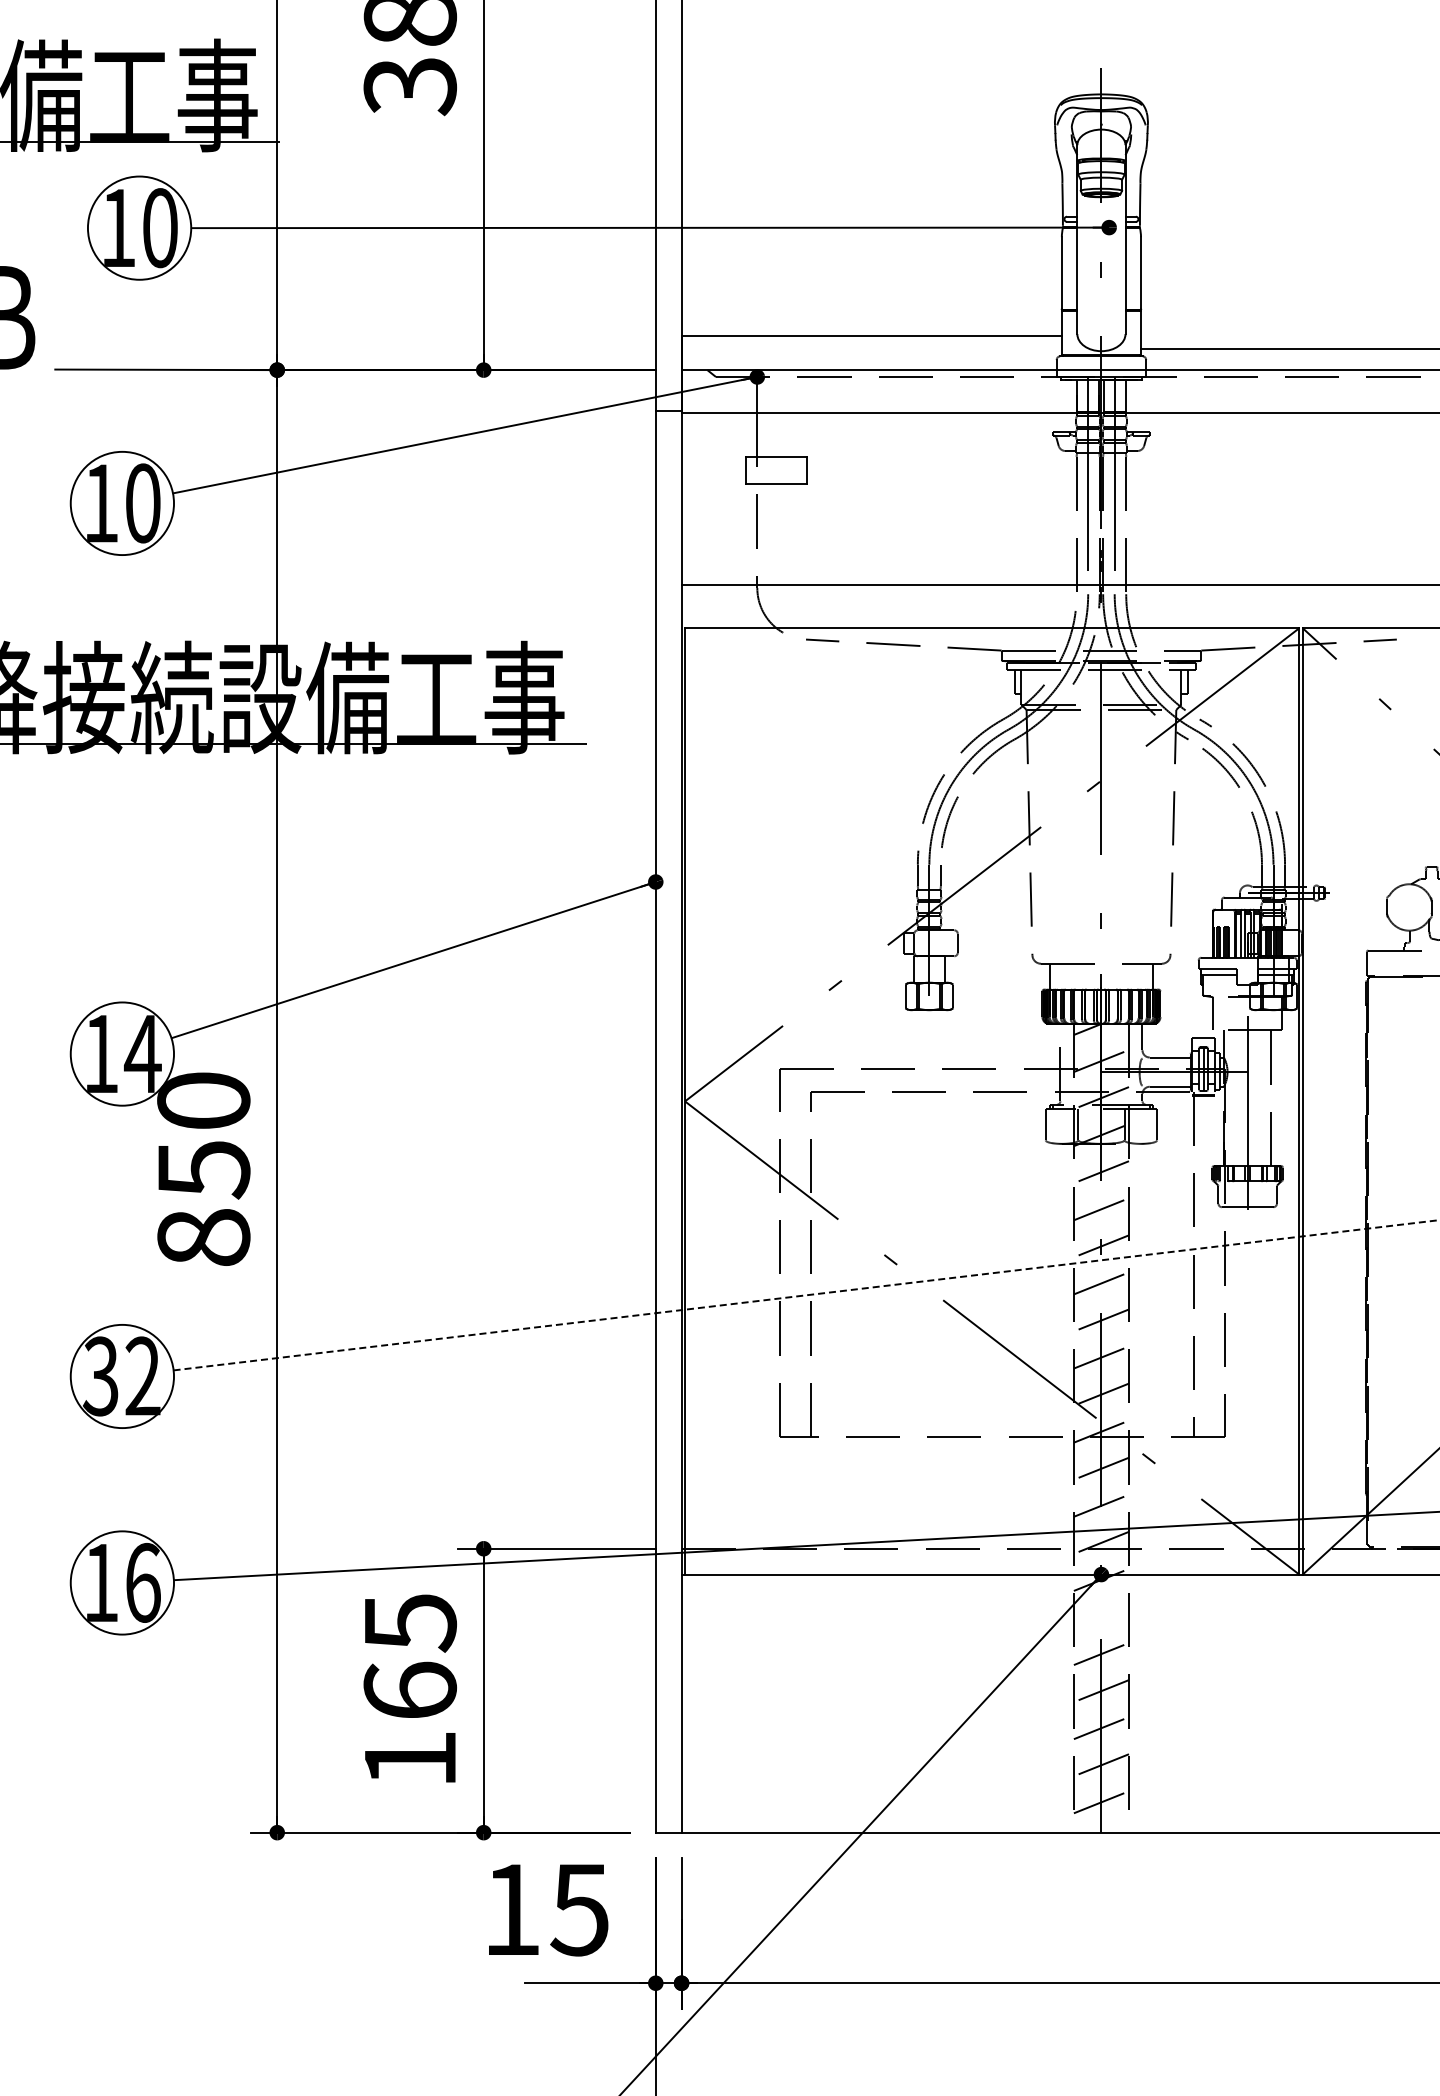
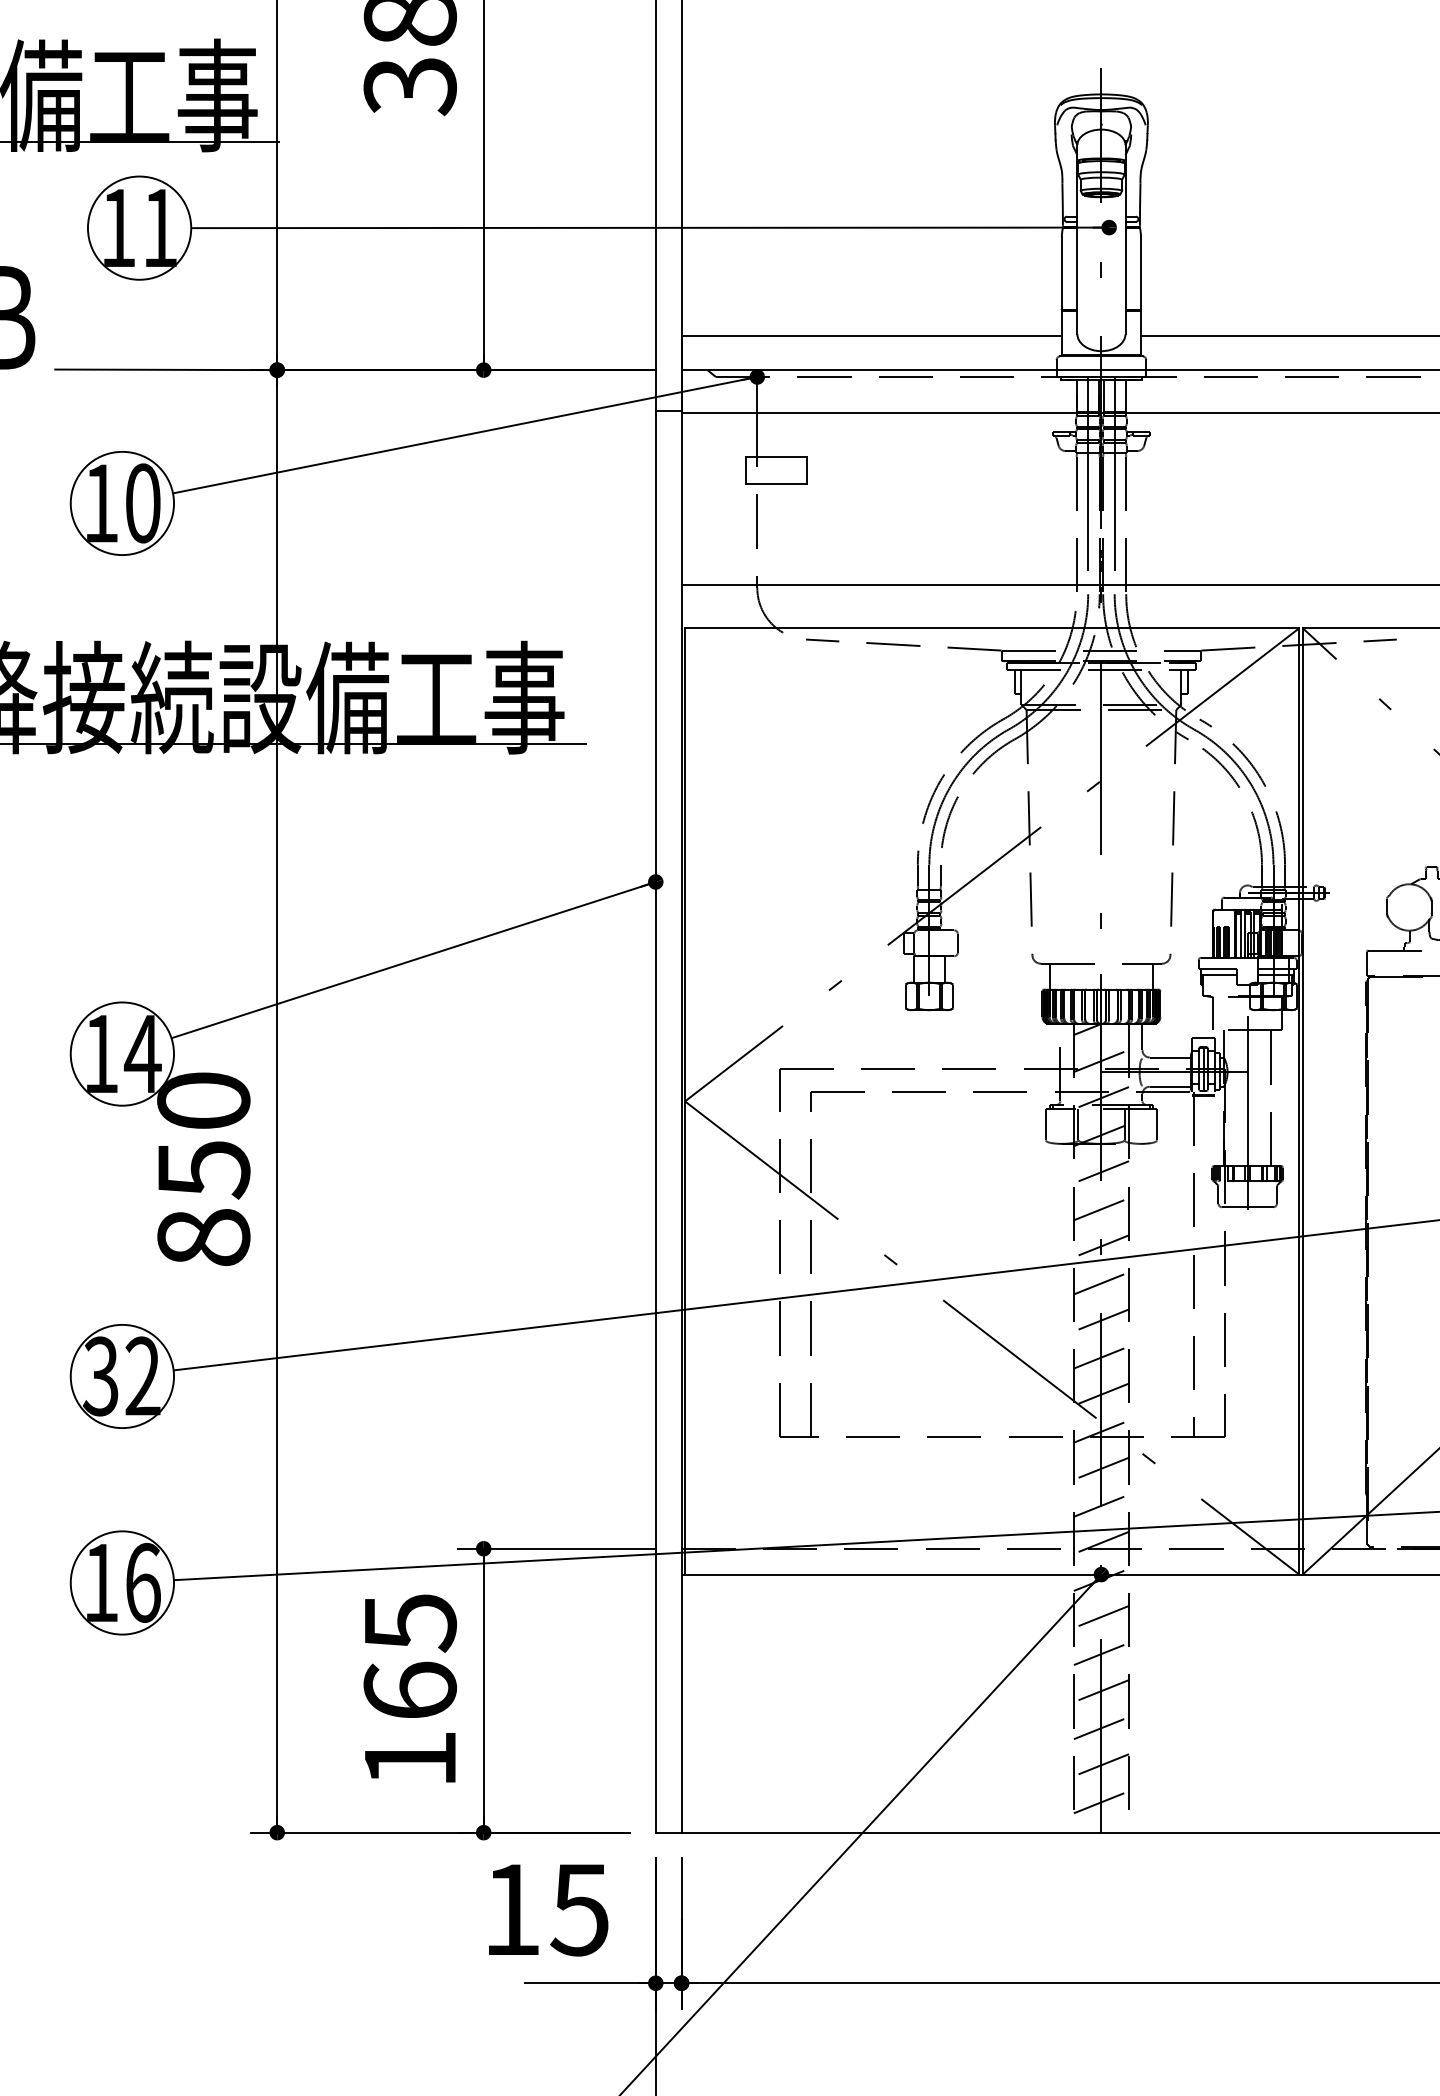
text: 10 -> 11 (160, 228)
line position: (1288, 348) -> (1288, 335) (1288, 335)
line: dashed -> solid (806, 1295)
line: none -> present (1100, 1616)
